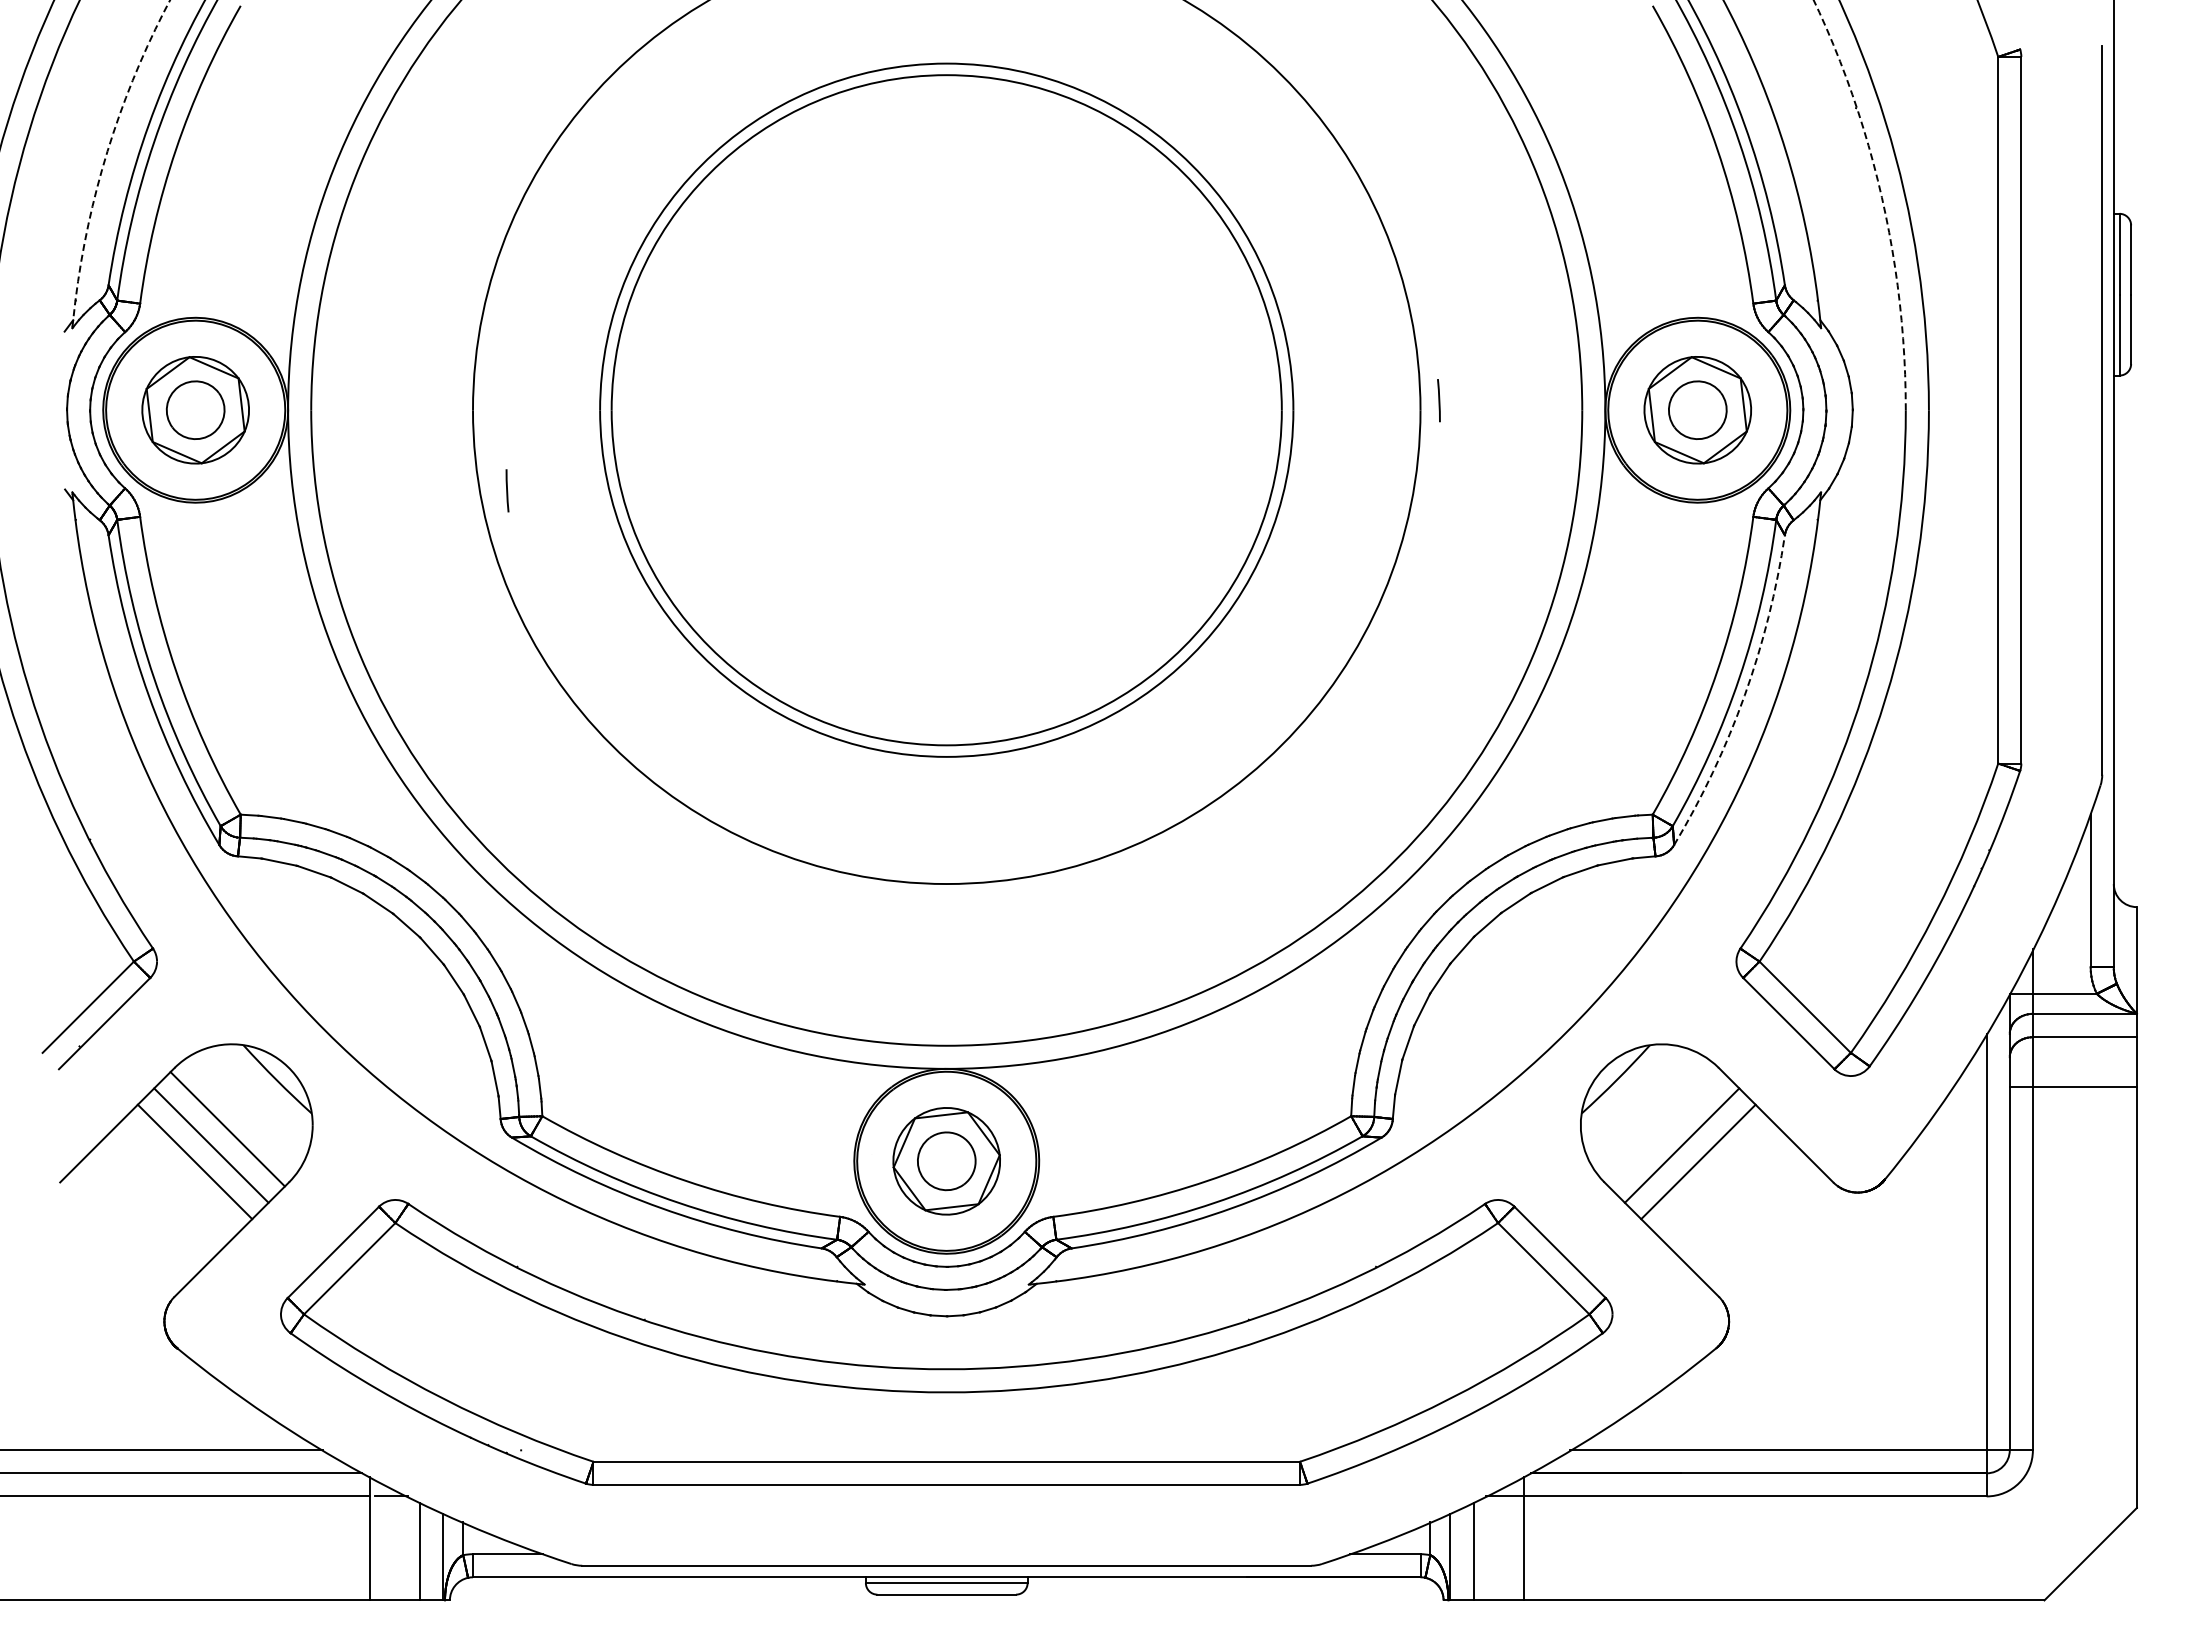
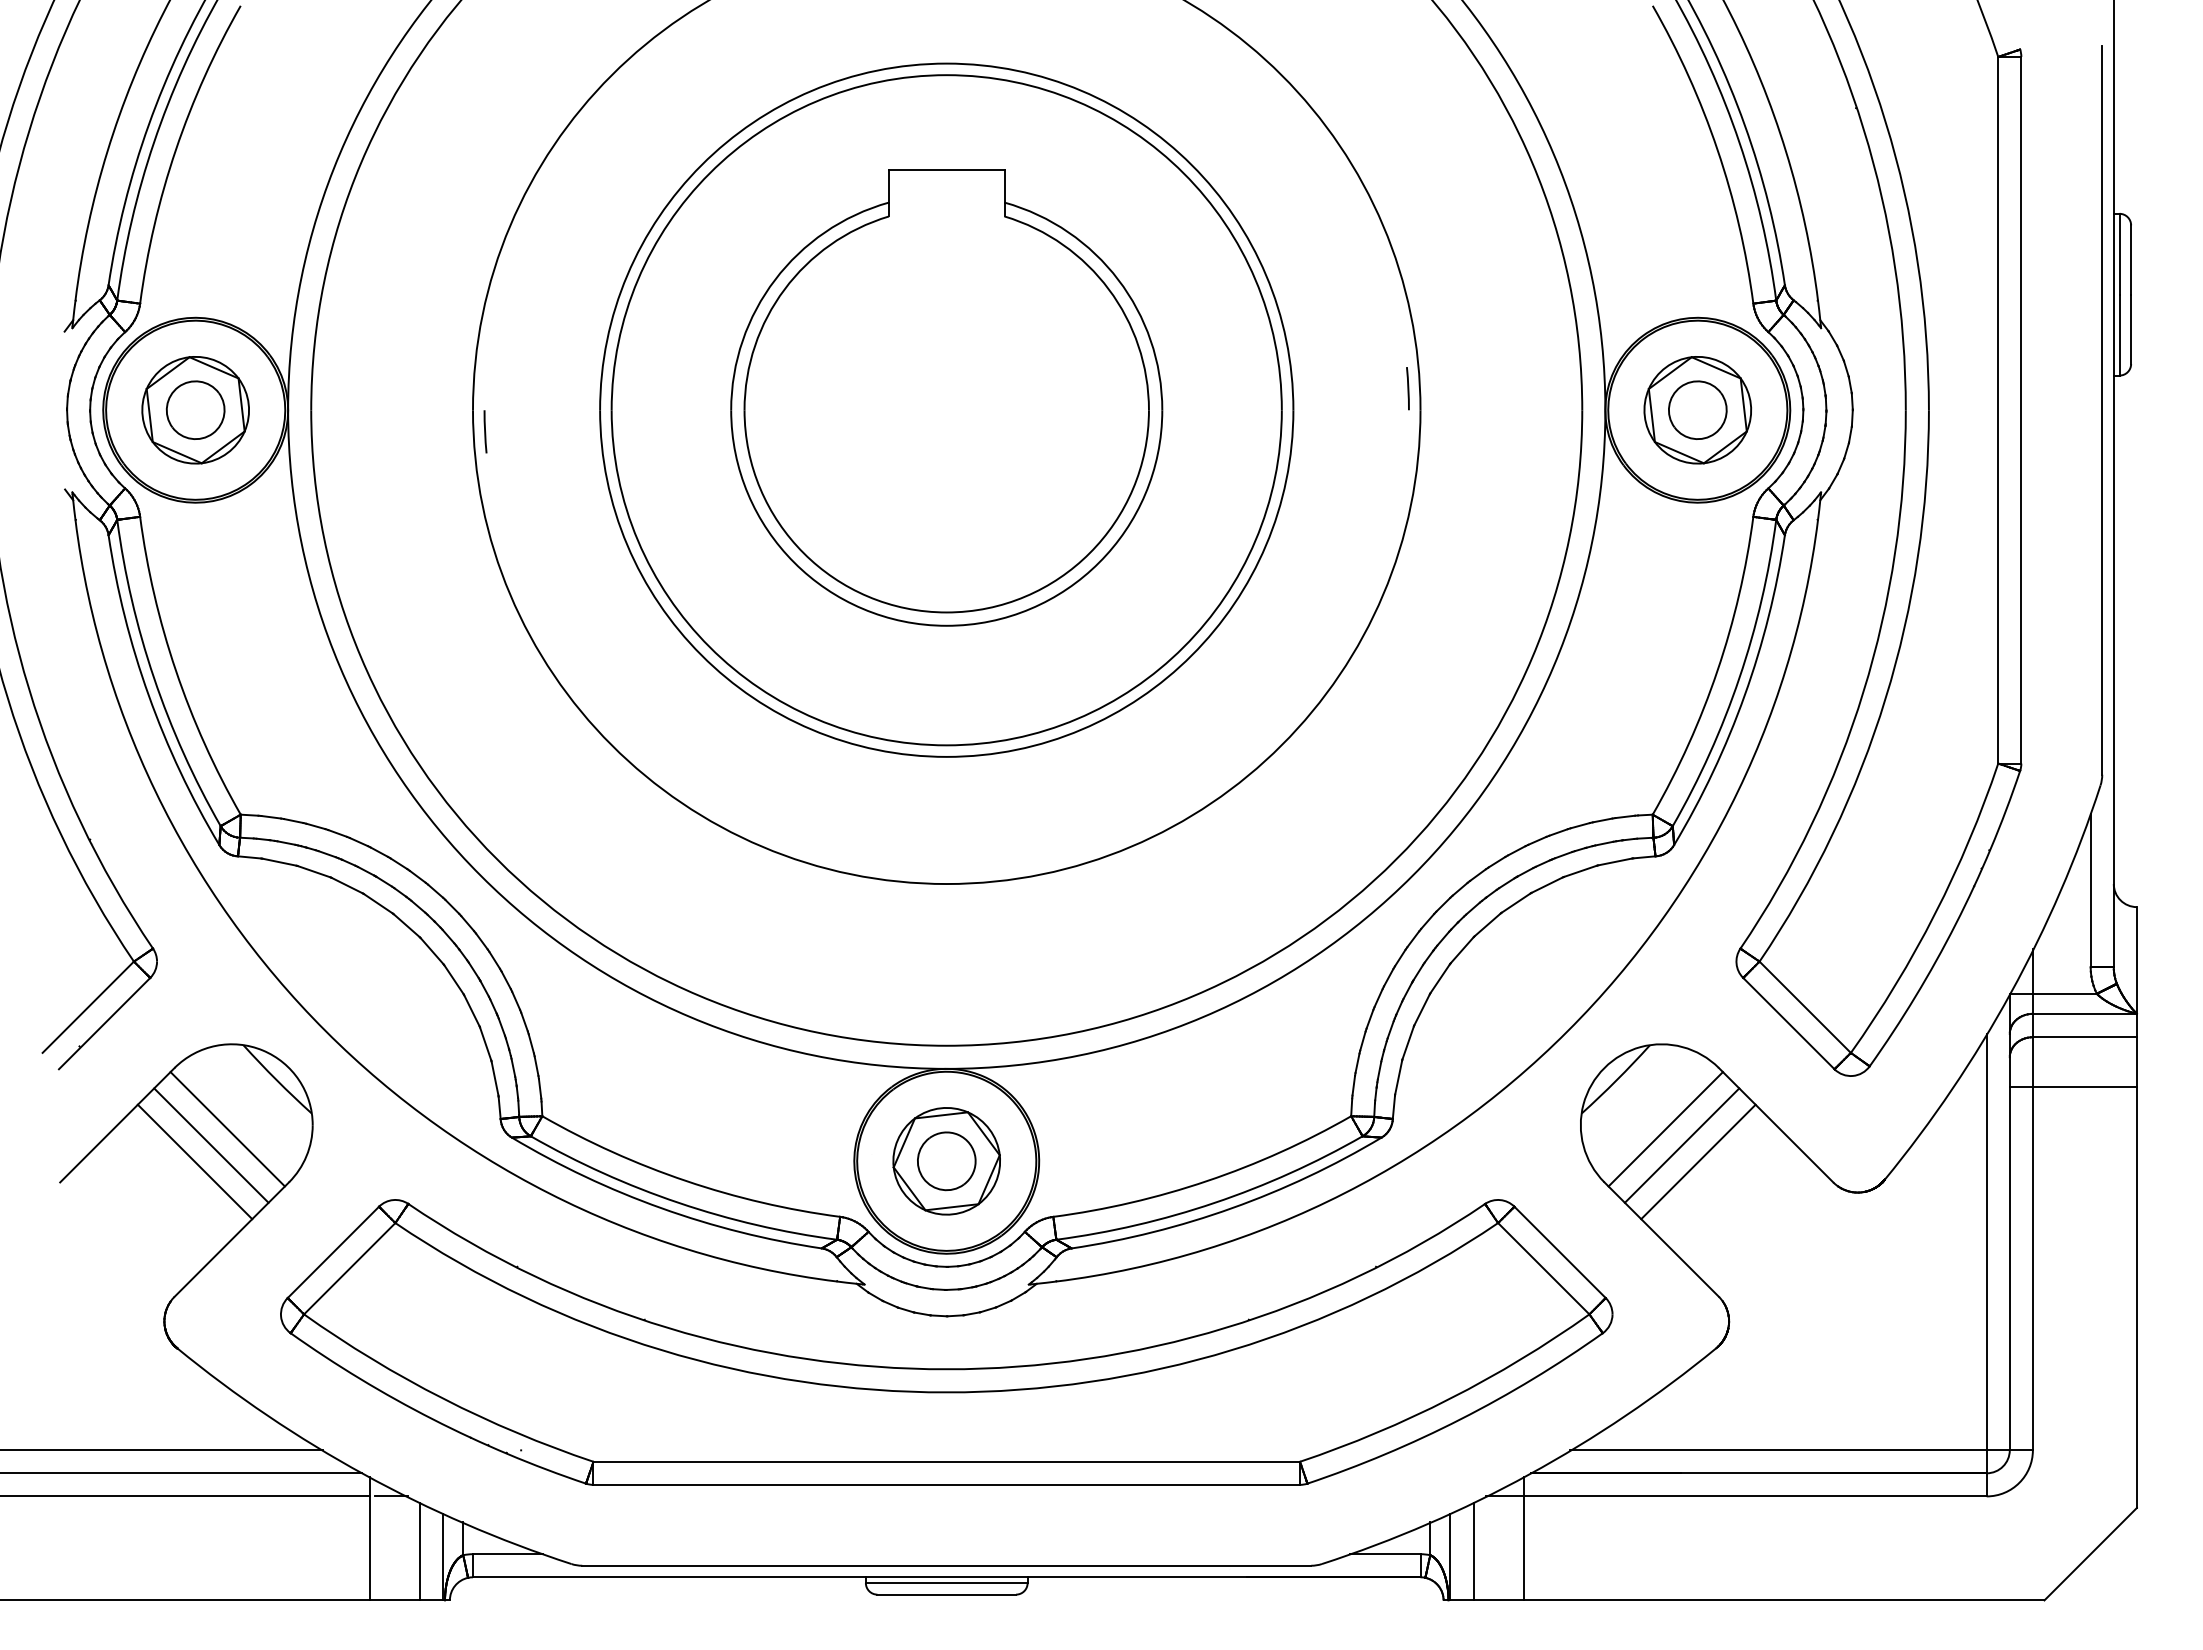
arc: dashed -> solid (105, 157)
arc: dashed -> solid (1882, 199)
part: none -> present (946, 397)
line position: (1438, 400) -> (1407, 388) (1407, 388)
line position: (507, 490) -> (485, 431) (485, 431)
arc: dashed -> solid (1744, 695)
line: none -> present (1665, 1129)
